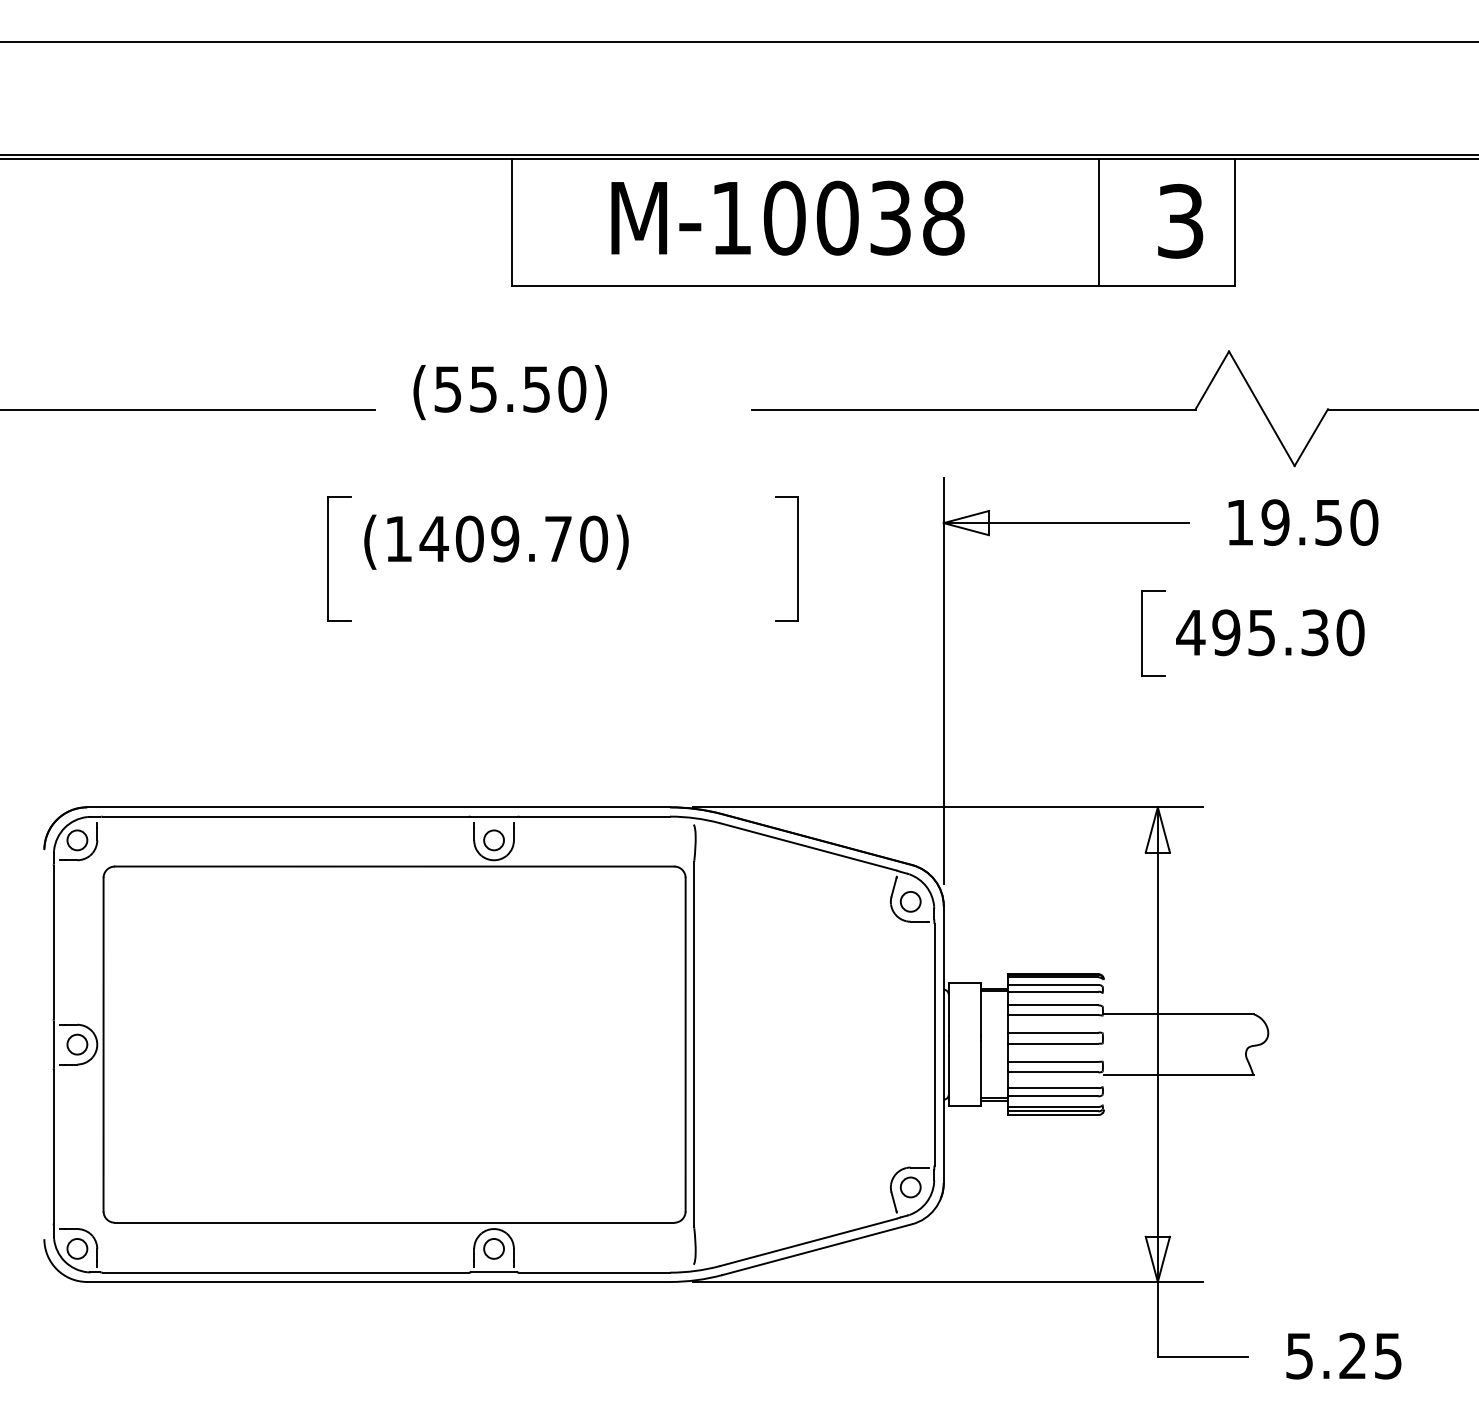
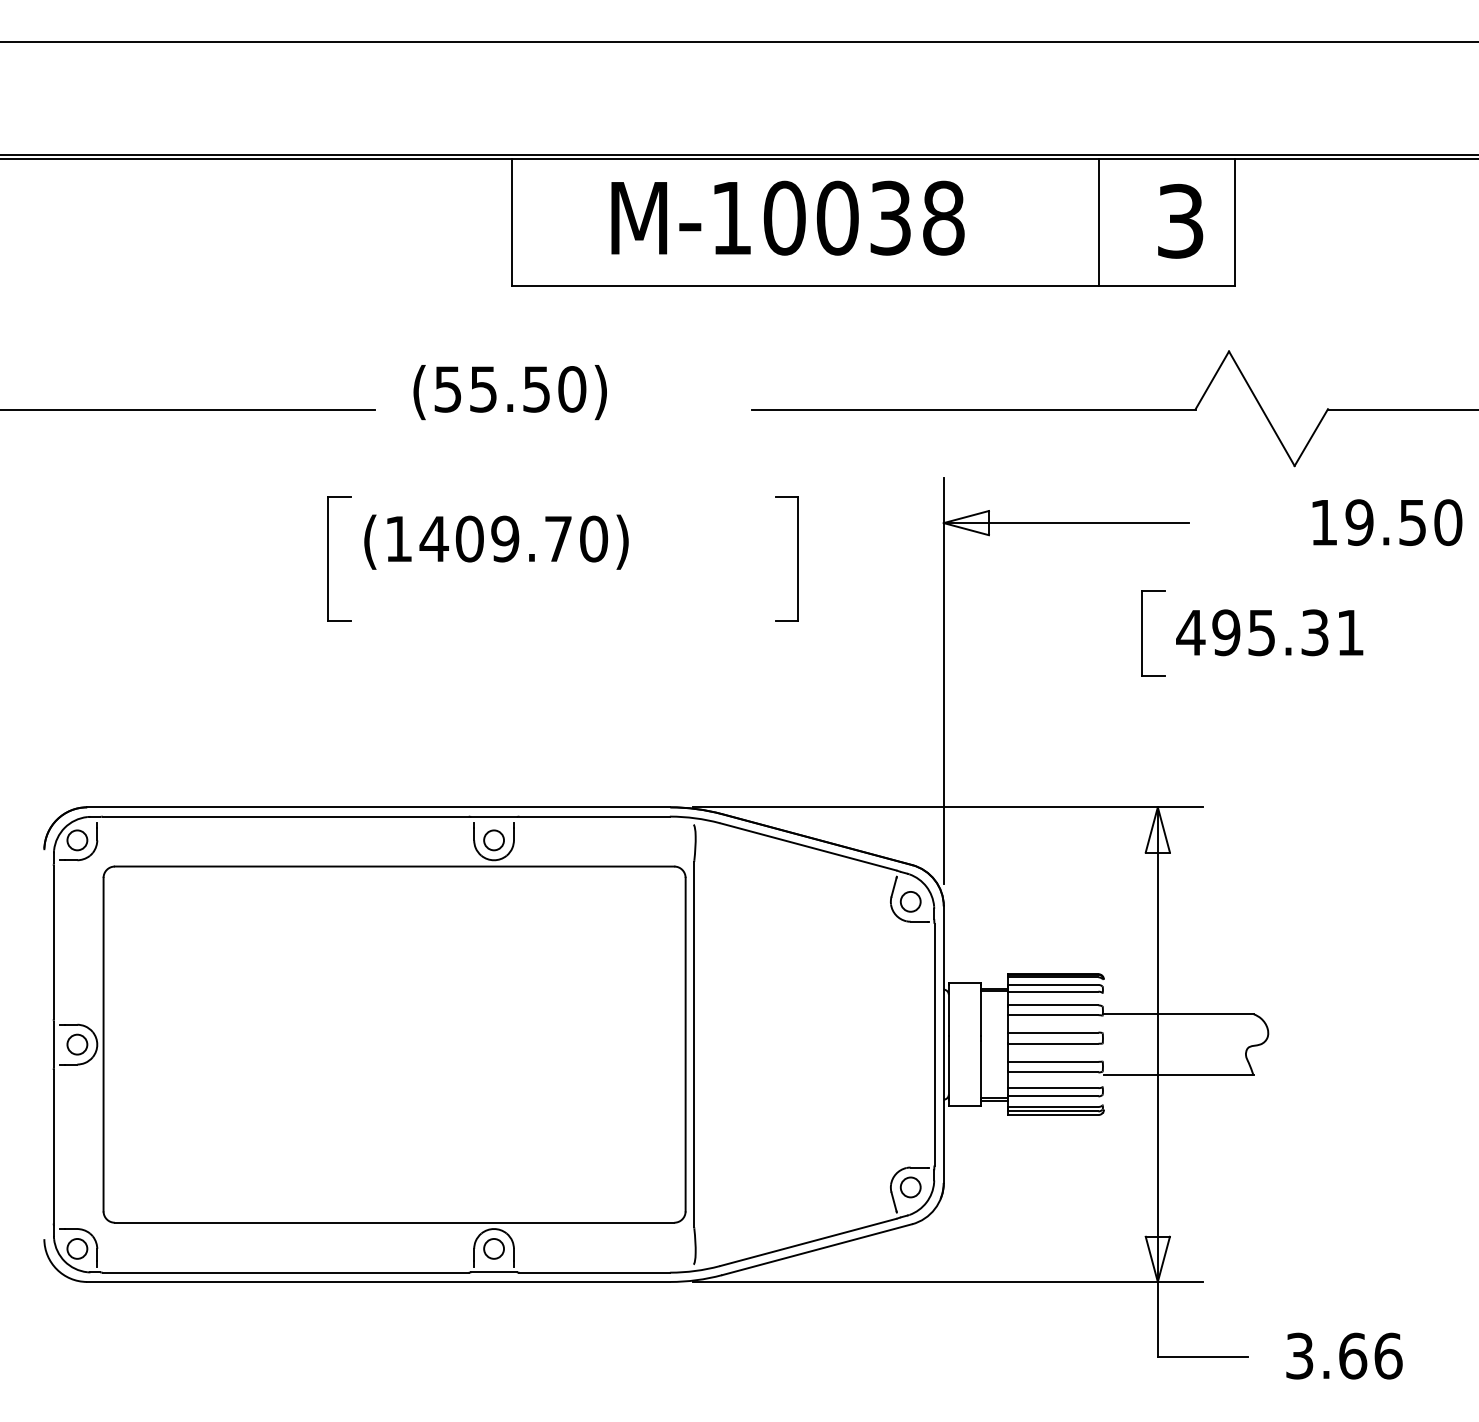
text position: (1303, 522) -> (1387, 522) (1387, 522)
text: 495.30 -> 495.31 (1350, 632)
text: 5.25 -> 3.66 (1344, 1355)
